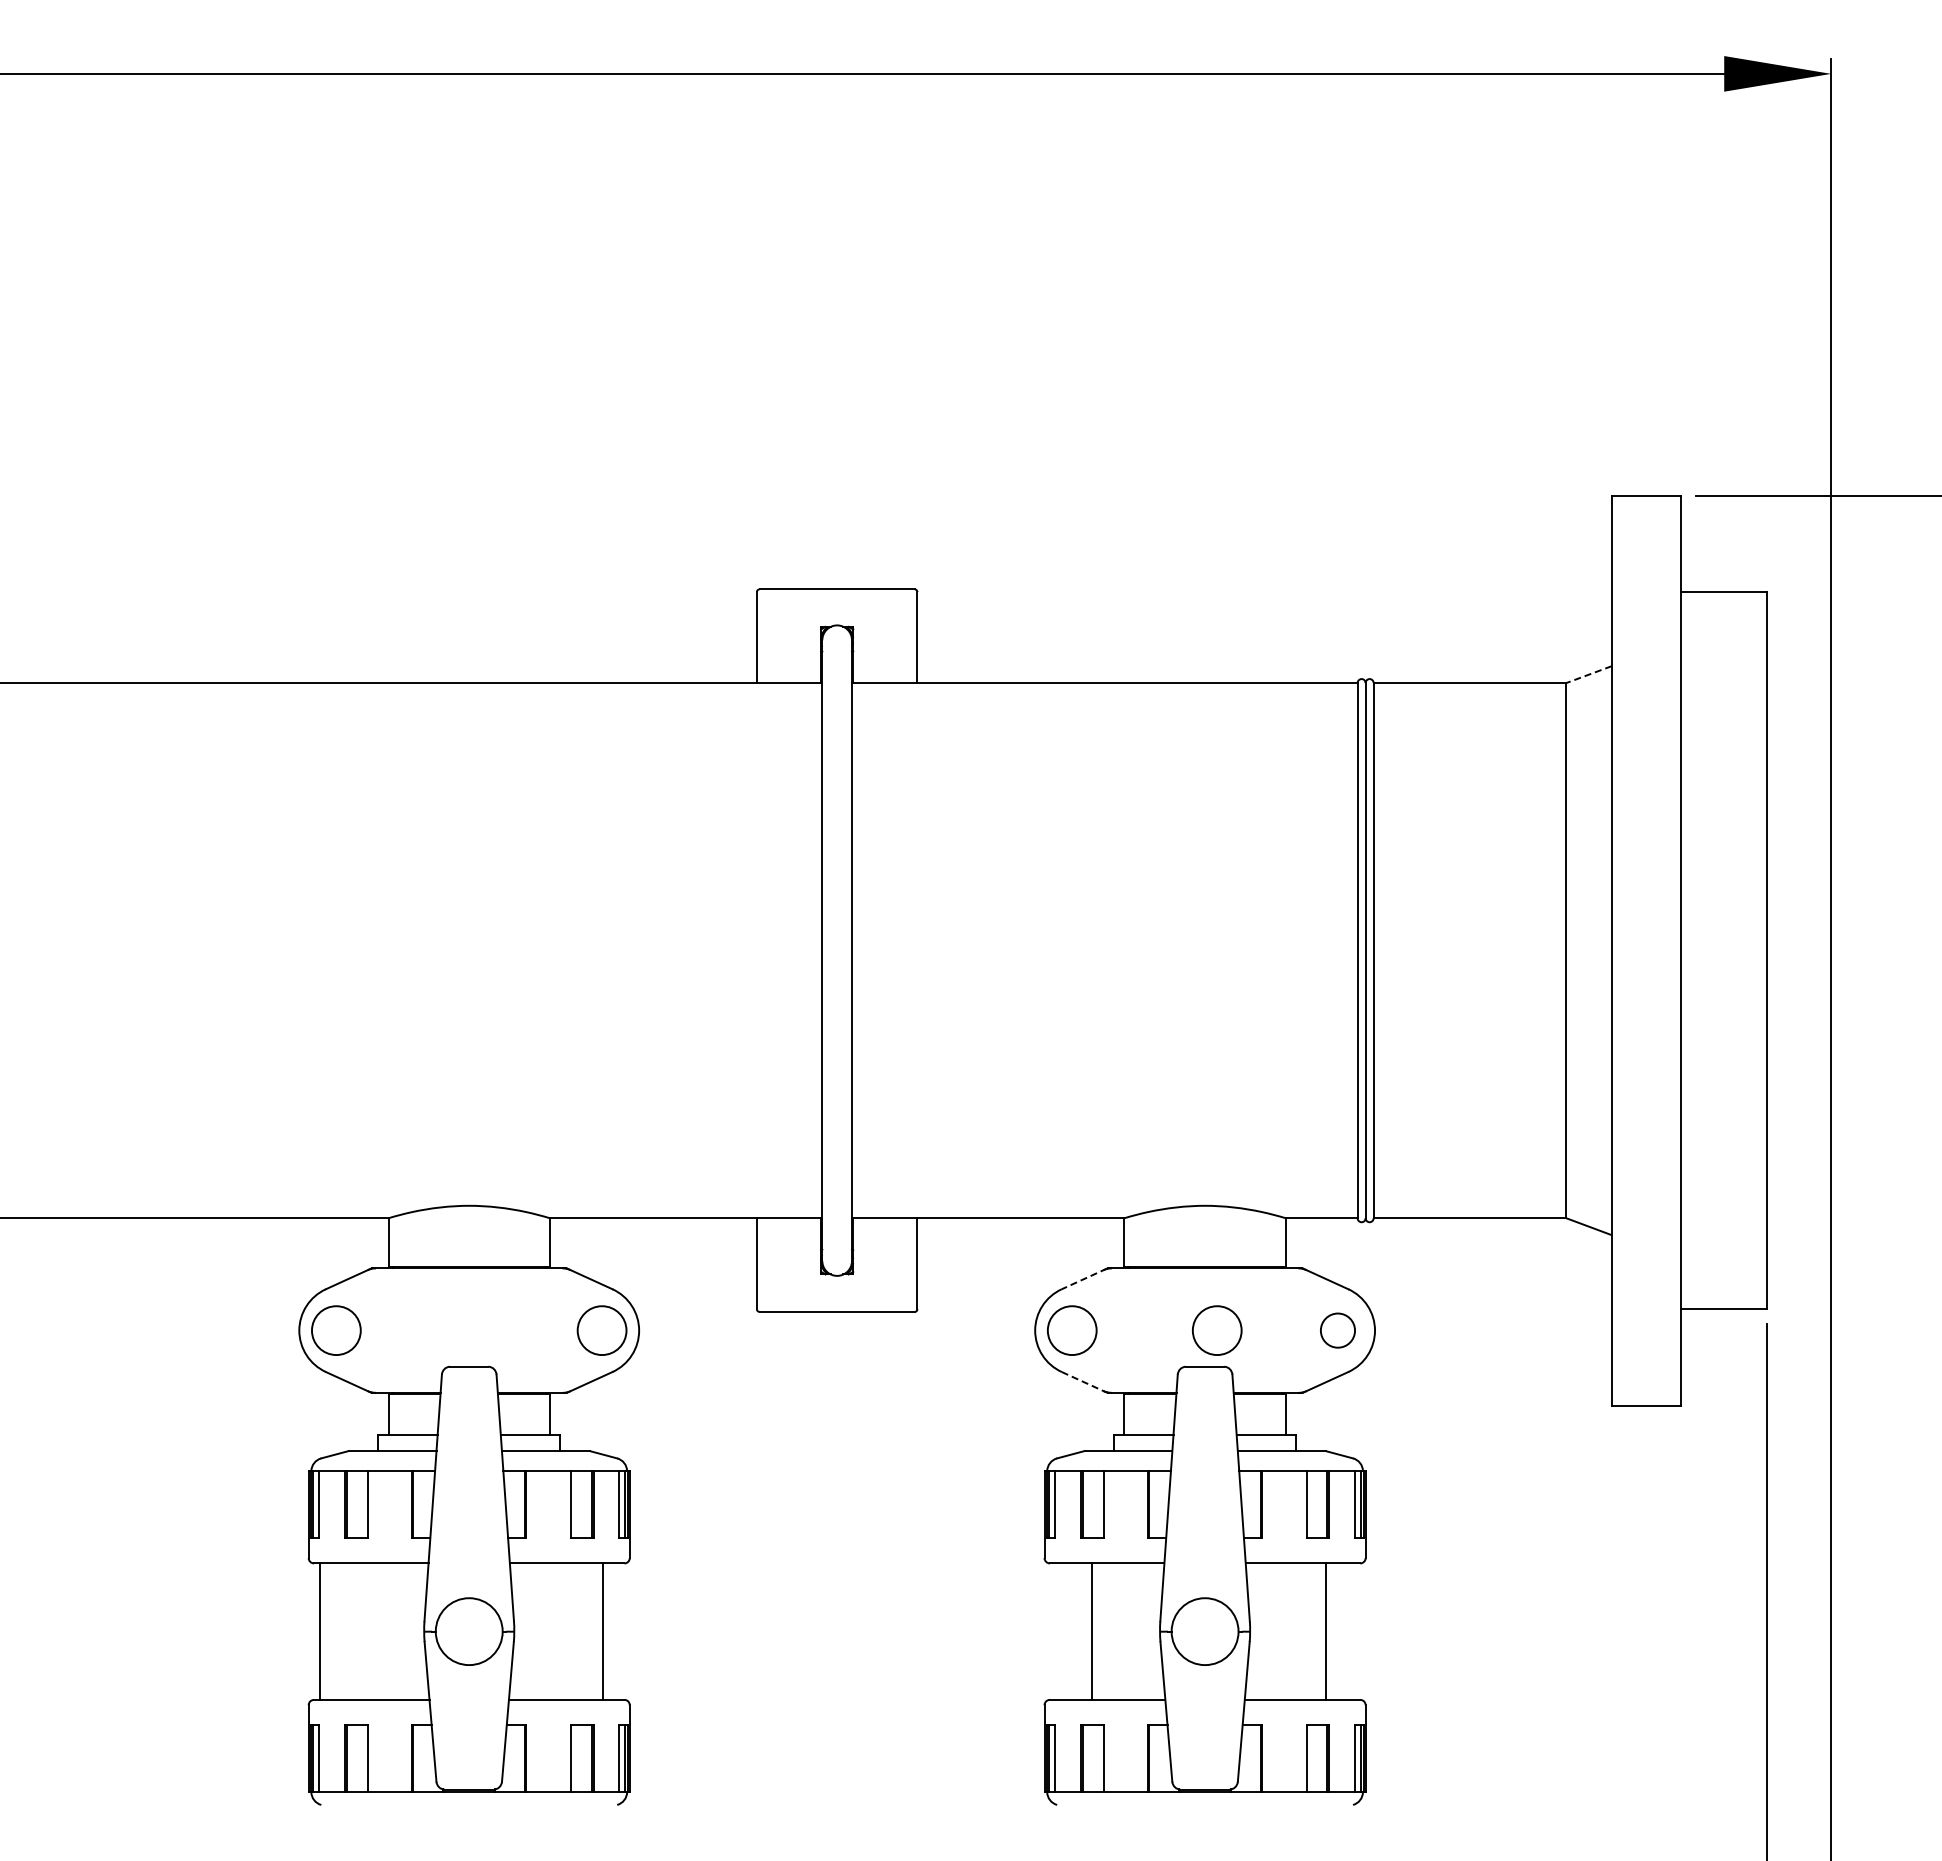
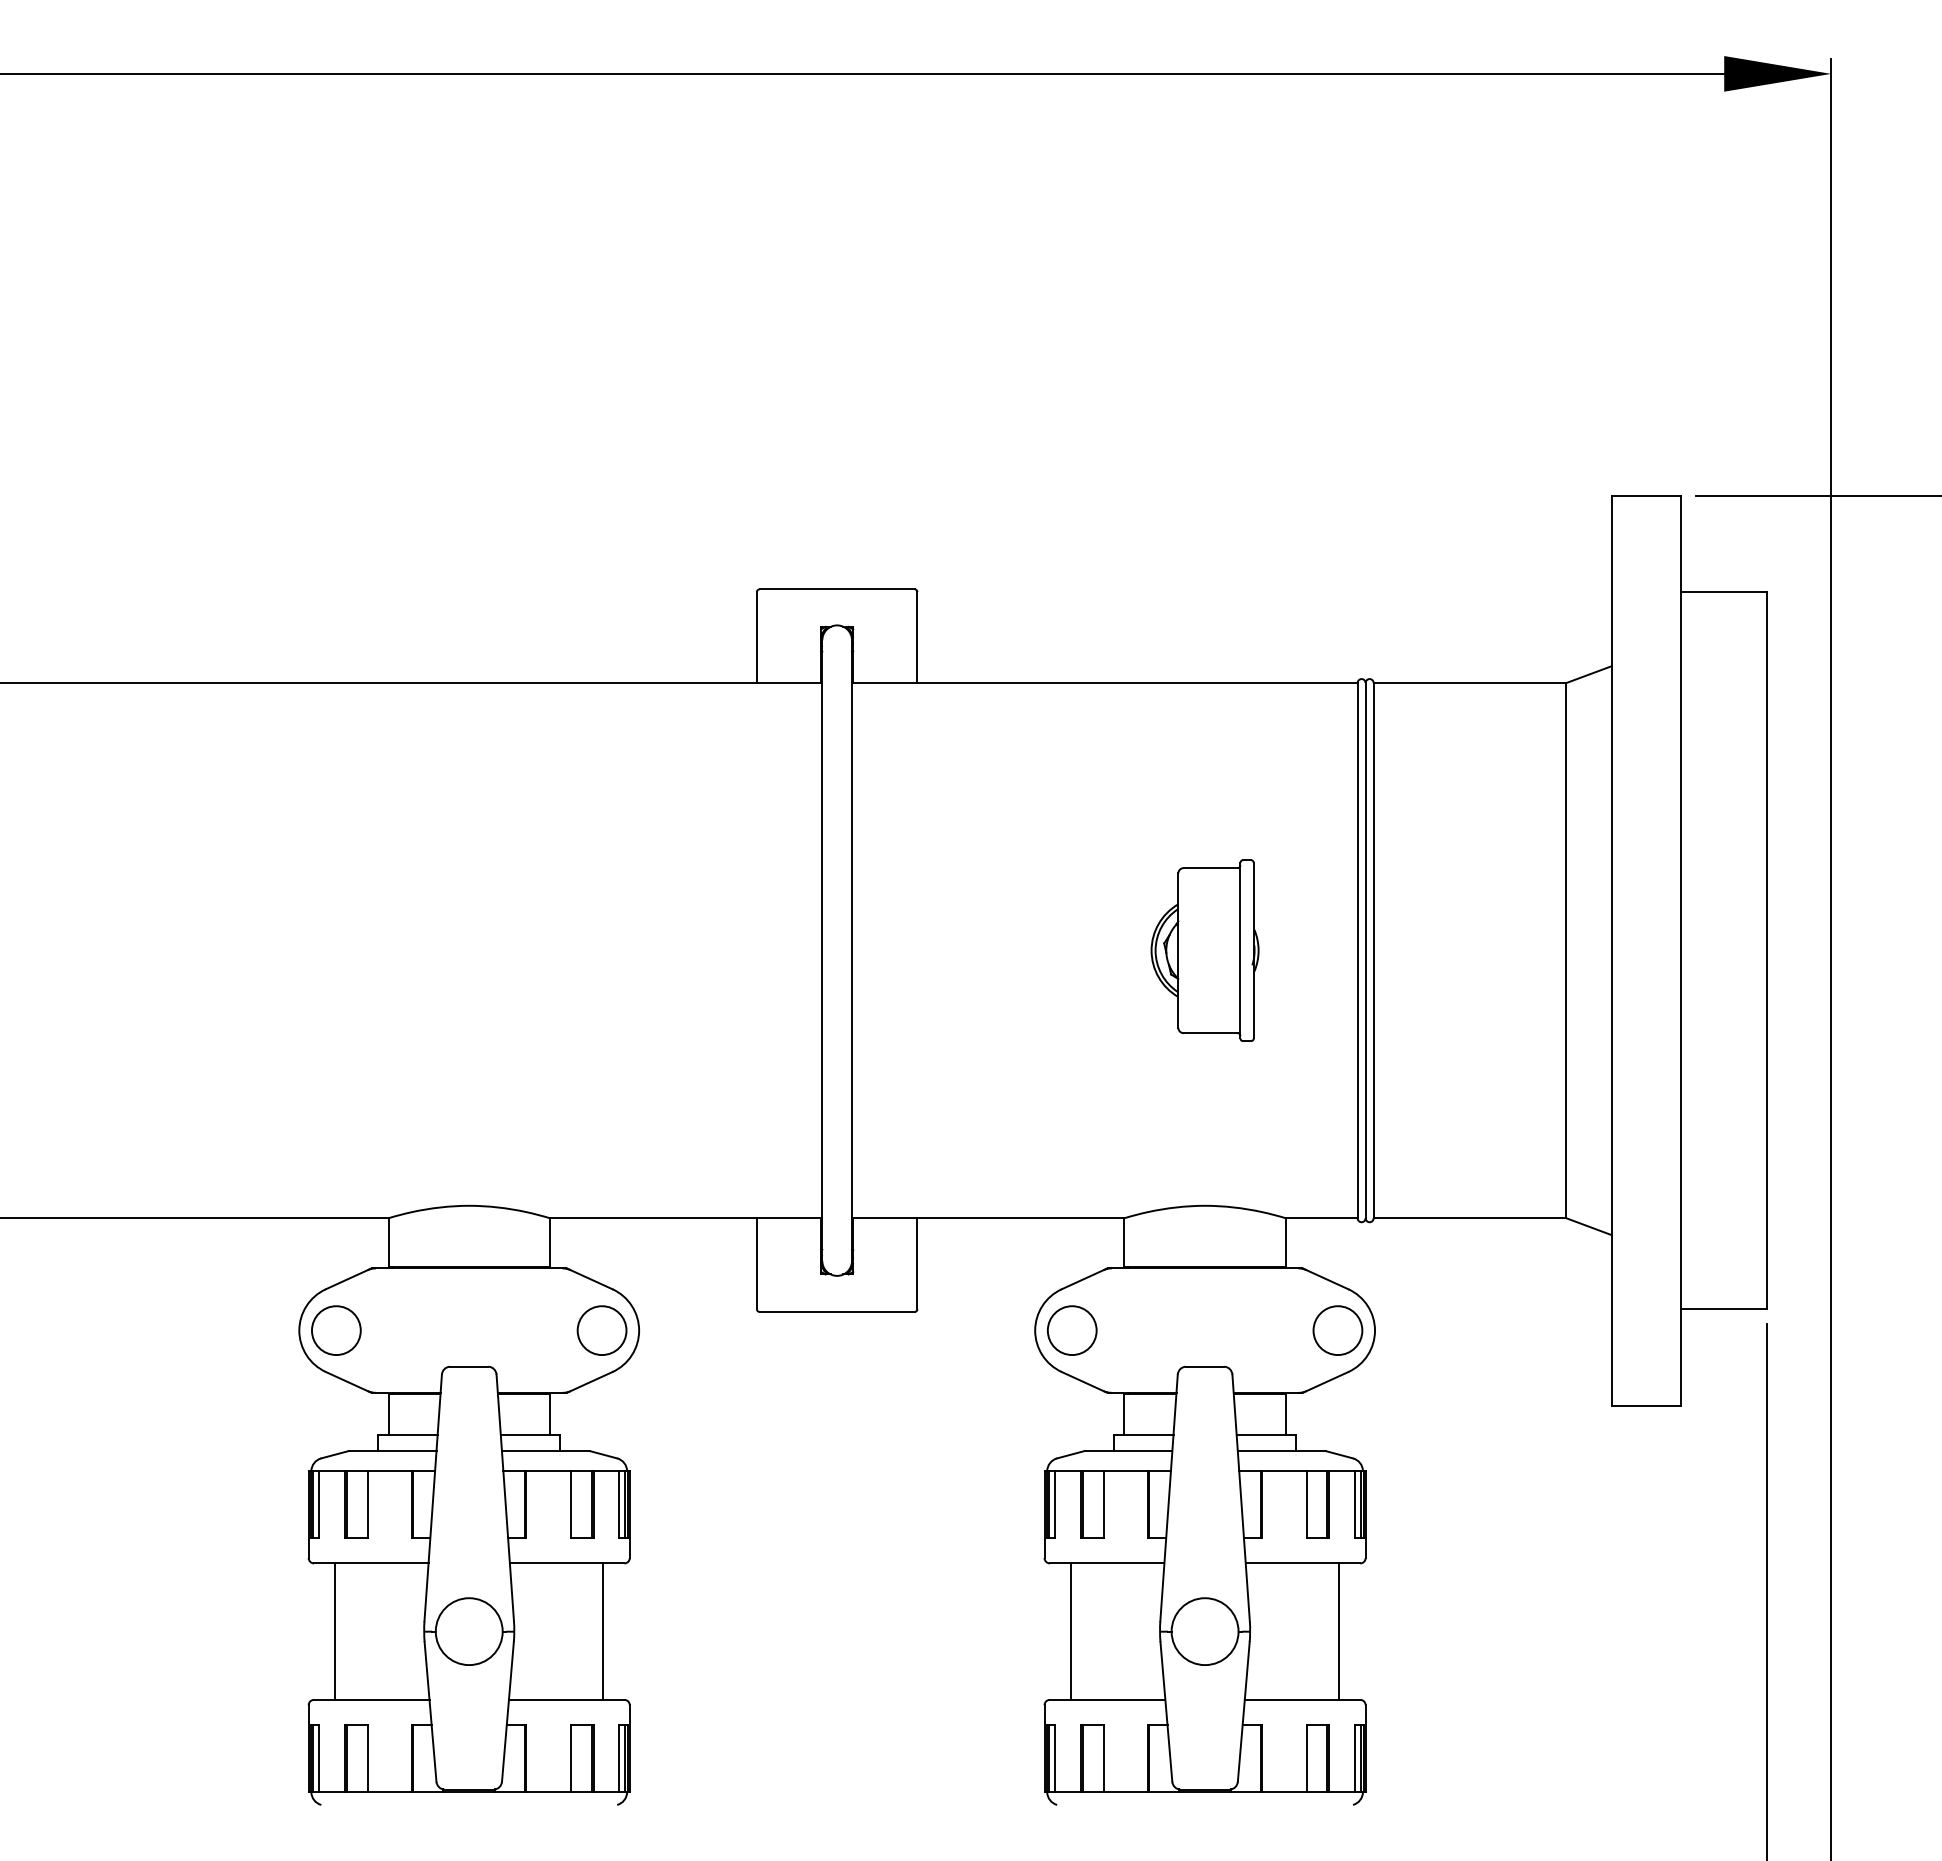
line: dashed -> solid (1588, 674)
part: none -> present (1204, 950)
line: dashed -> solid (1084, 1278)
circle: present -> none (1217, 1330)
circle diameter: 34 px -> 49 px (1337, 1330)
line: dashed -> solid (1084, 1382)
line position: (320, 1631) -> (335, 1631) (335, 1631)
line position: (1092, 1631) -> (1071, 1631) (1071, 1631)
line position: (1325, 1631) -> (1338, 1631) (1338, 1631)
